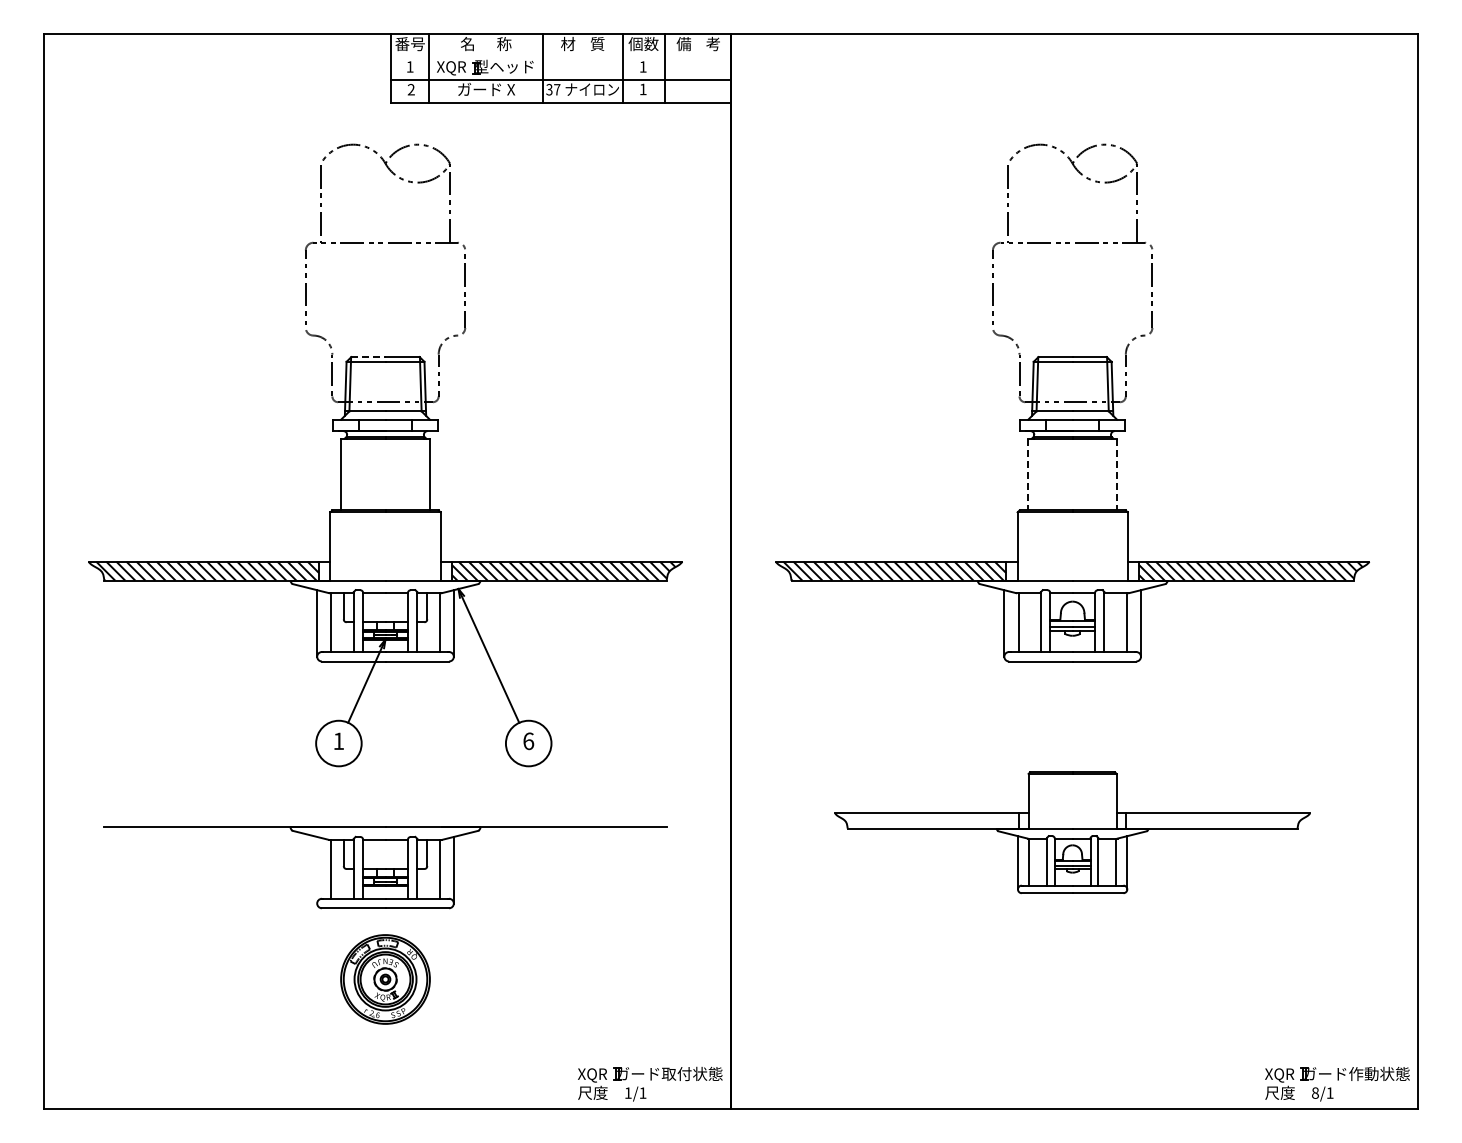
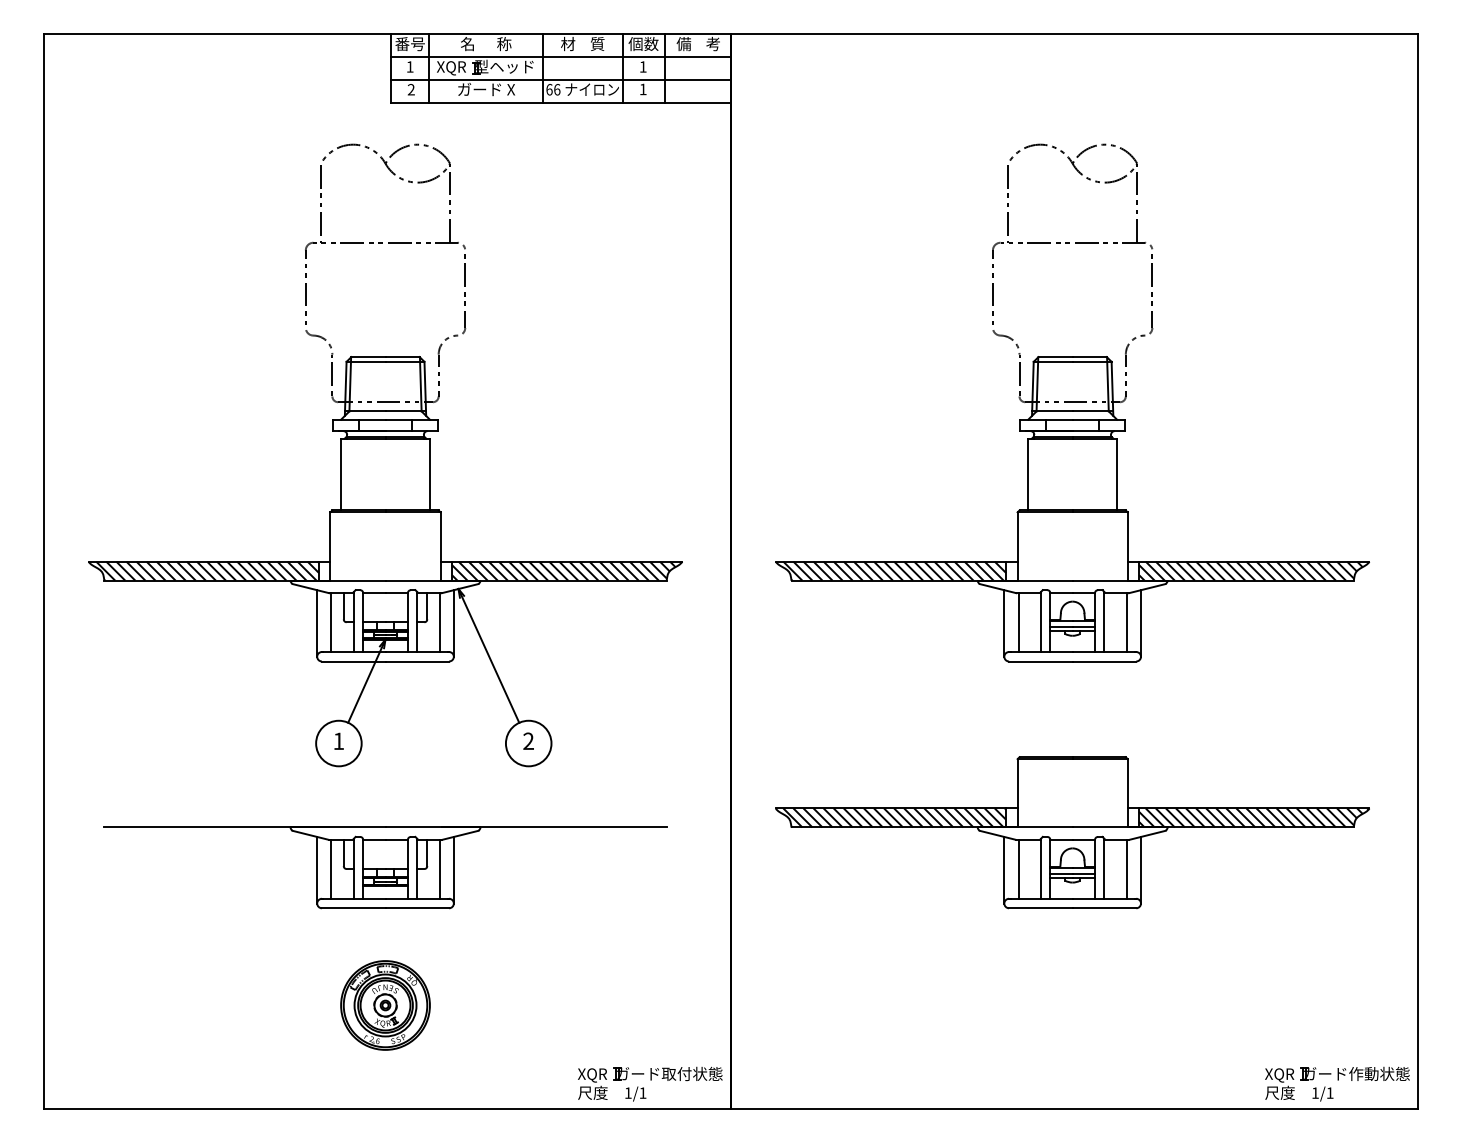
line: none -> present (561, 57)
text: 37 -> 66 (553, 89)
line: dashed -> solid (368, 357)
line: dashed -> solid (1028, 474)
line: dashed -> solid (1117, 474)
text: 6 -> 2 (528, 741)
part size: 477x123 px -> 595x154 px (1072, 832)
line: none -> present (317, 869)
part position: (385, 979) -> (385, 1005) (385, 1005)
text: 8/1 -> 1/1 (1315, 1092)
